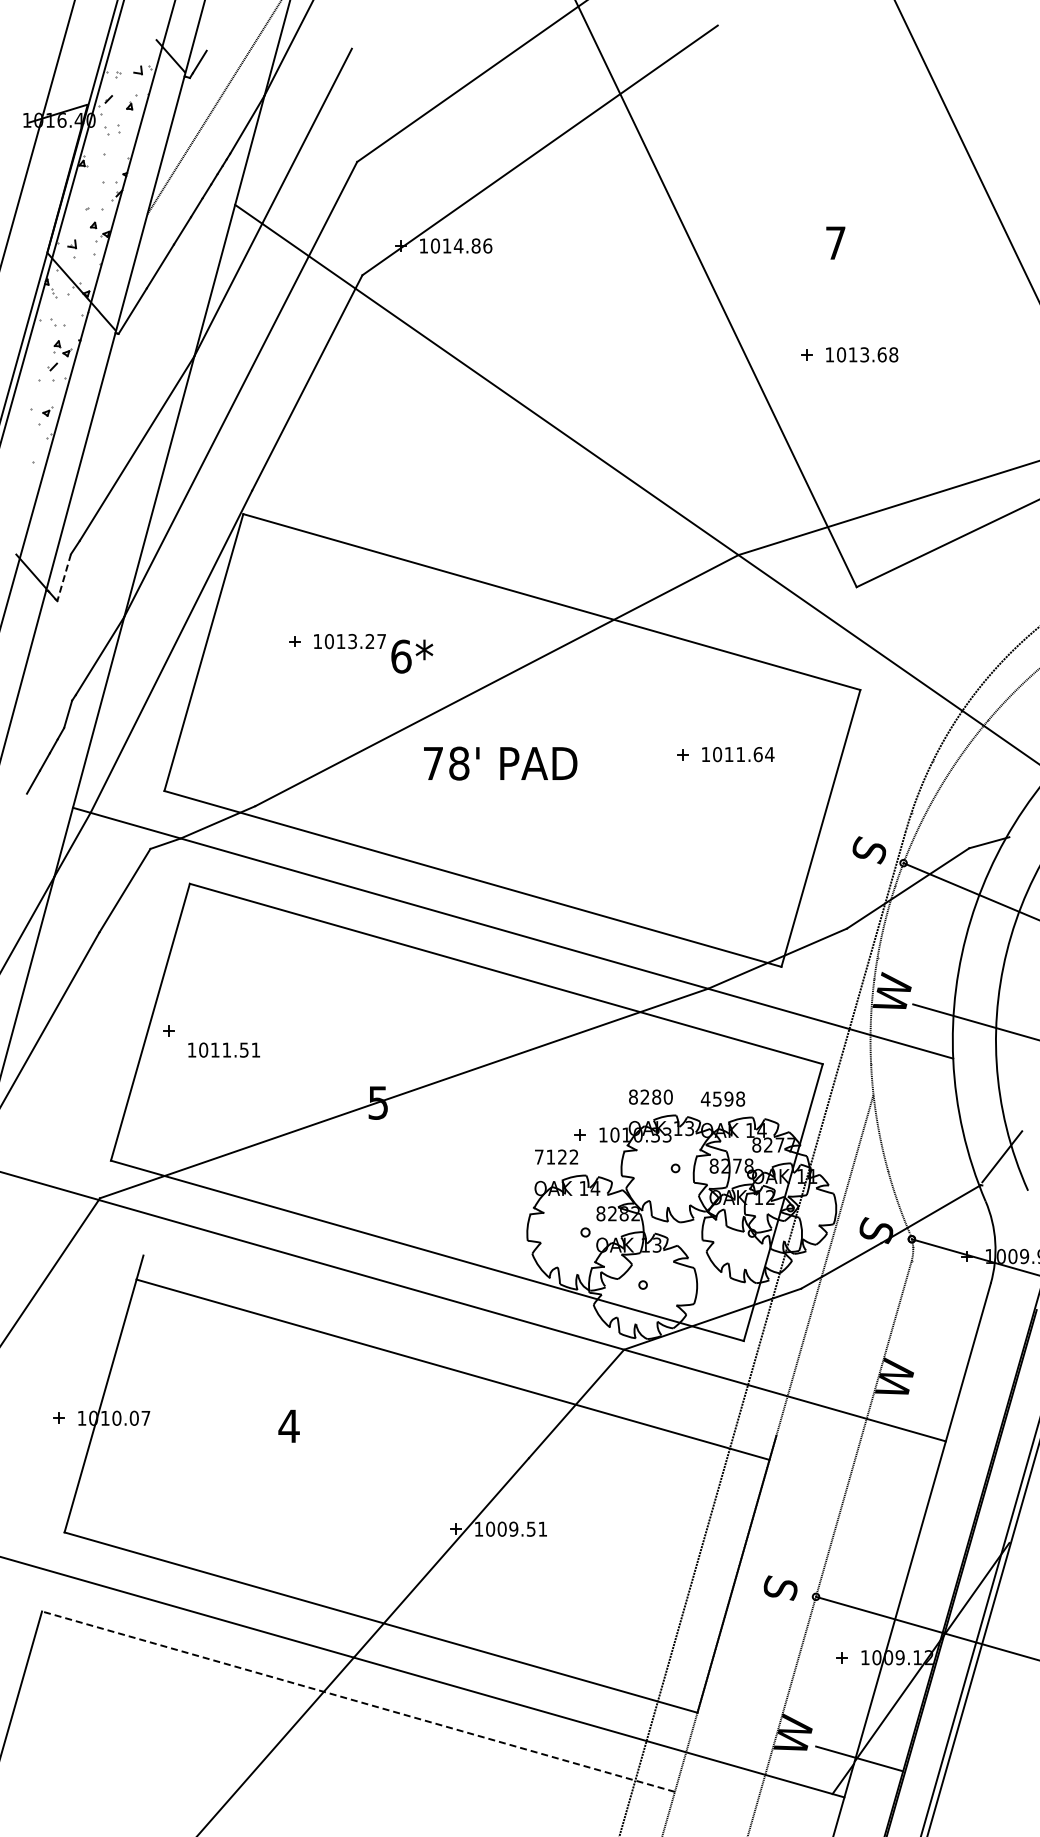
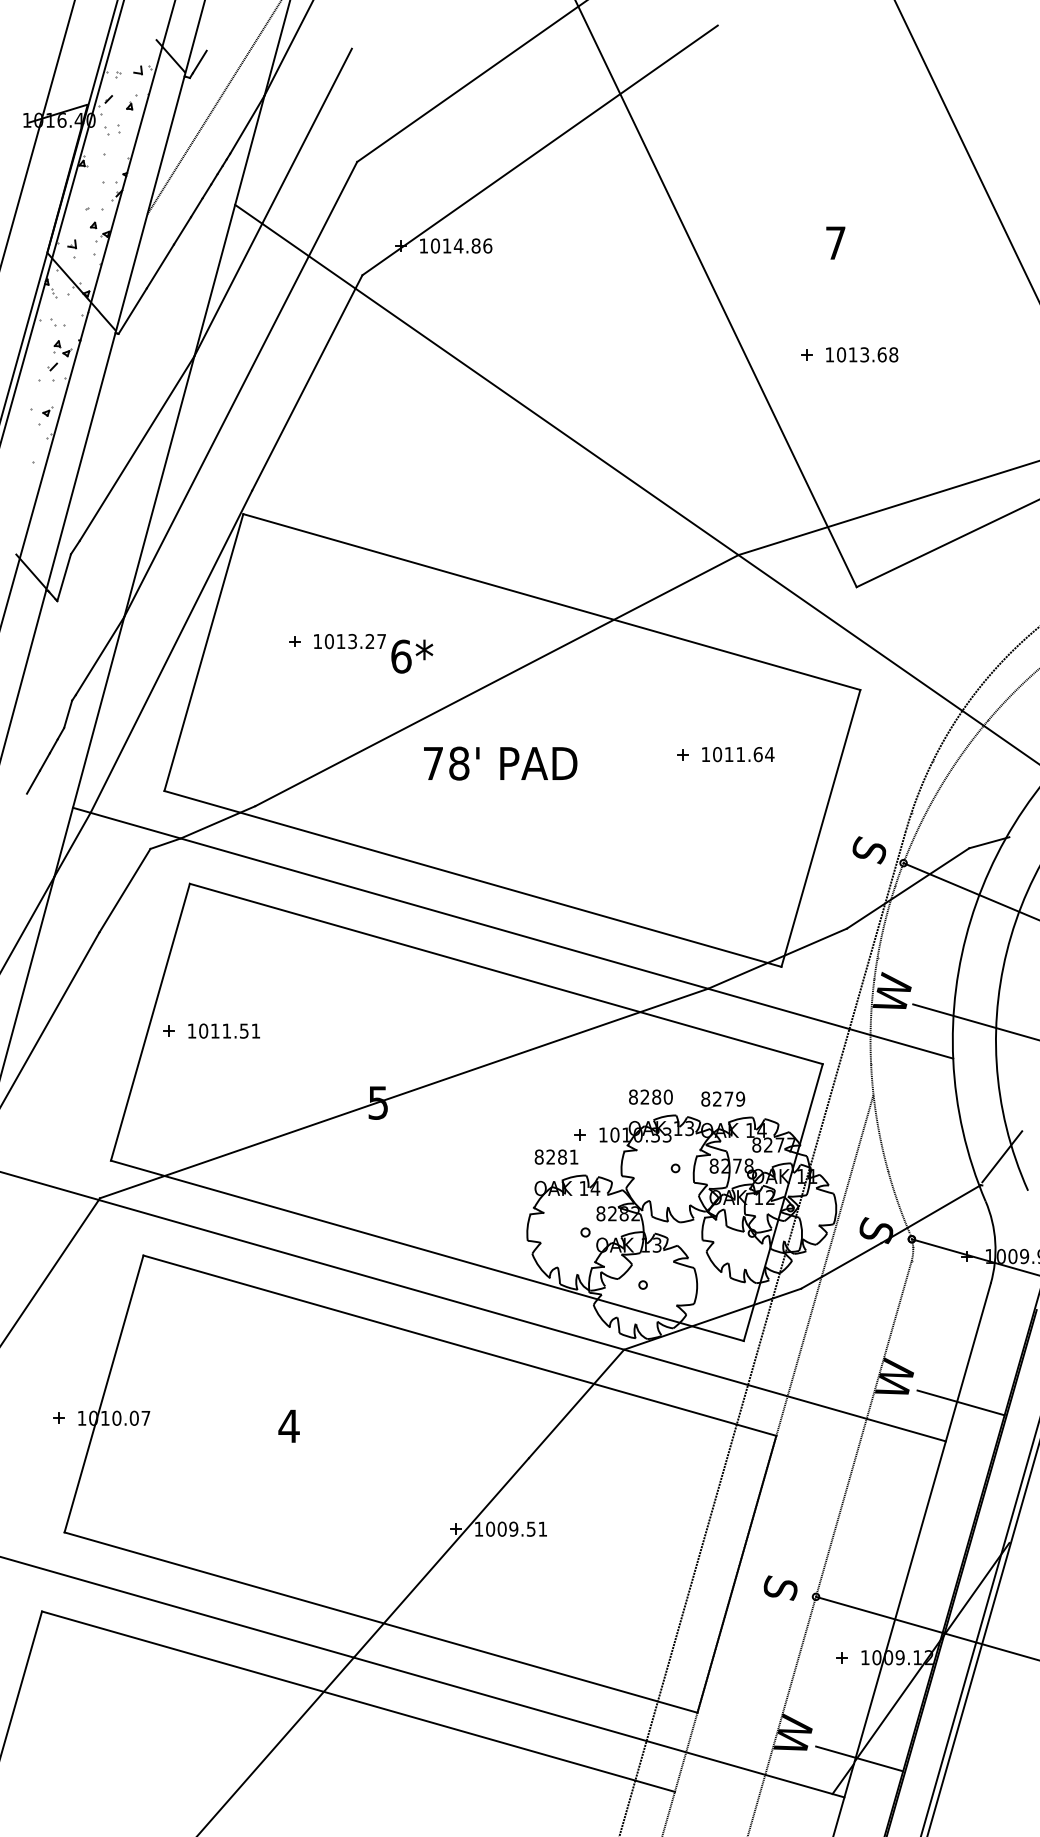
line: dashed -> solid (64, 578)
text position: (224, 1049) -> (224, 1030) (224, 1030)
text: 4598 -> 8279 (722, 1098)
text: 7122 -> 8281 (556, 1156)
line position: (452, 1369) -> (459, 1345) (459, 1345)
line: none -> present (960, 1402)
line: dashed -> solid (358, 1701)
